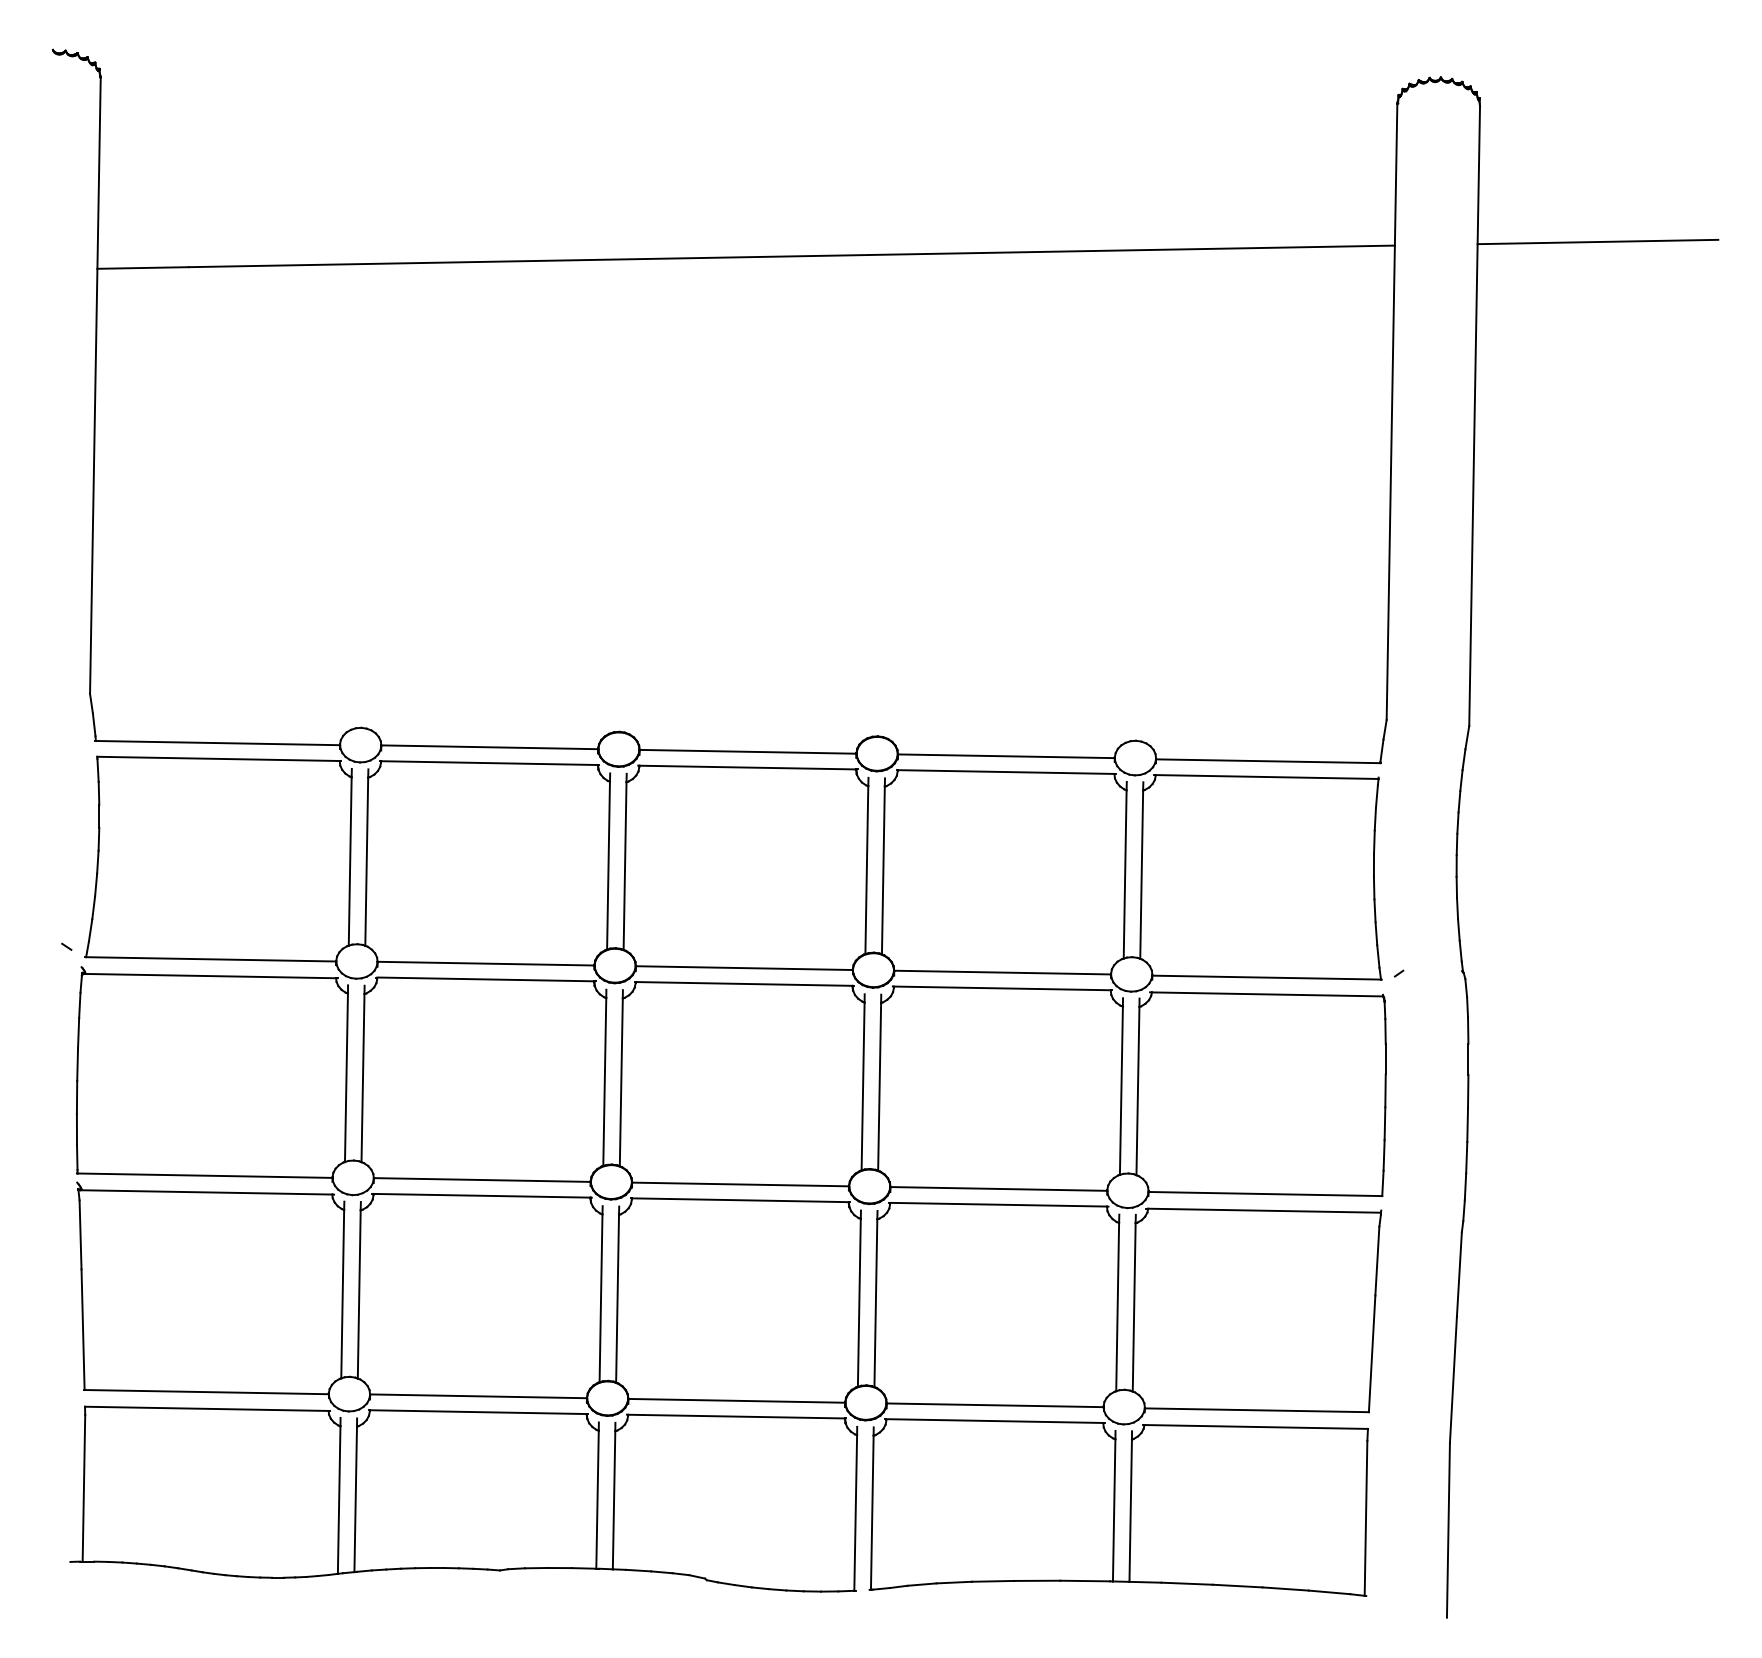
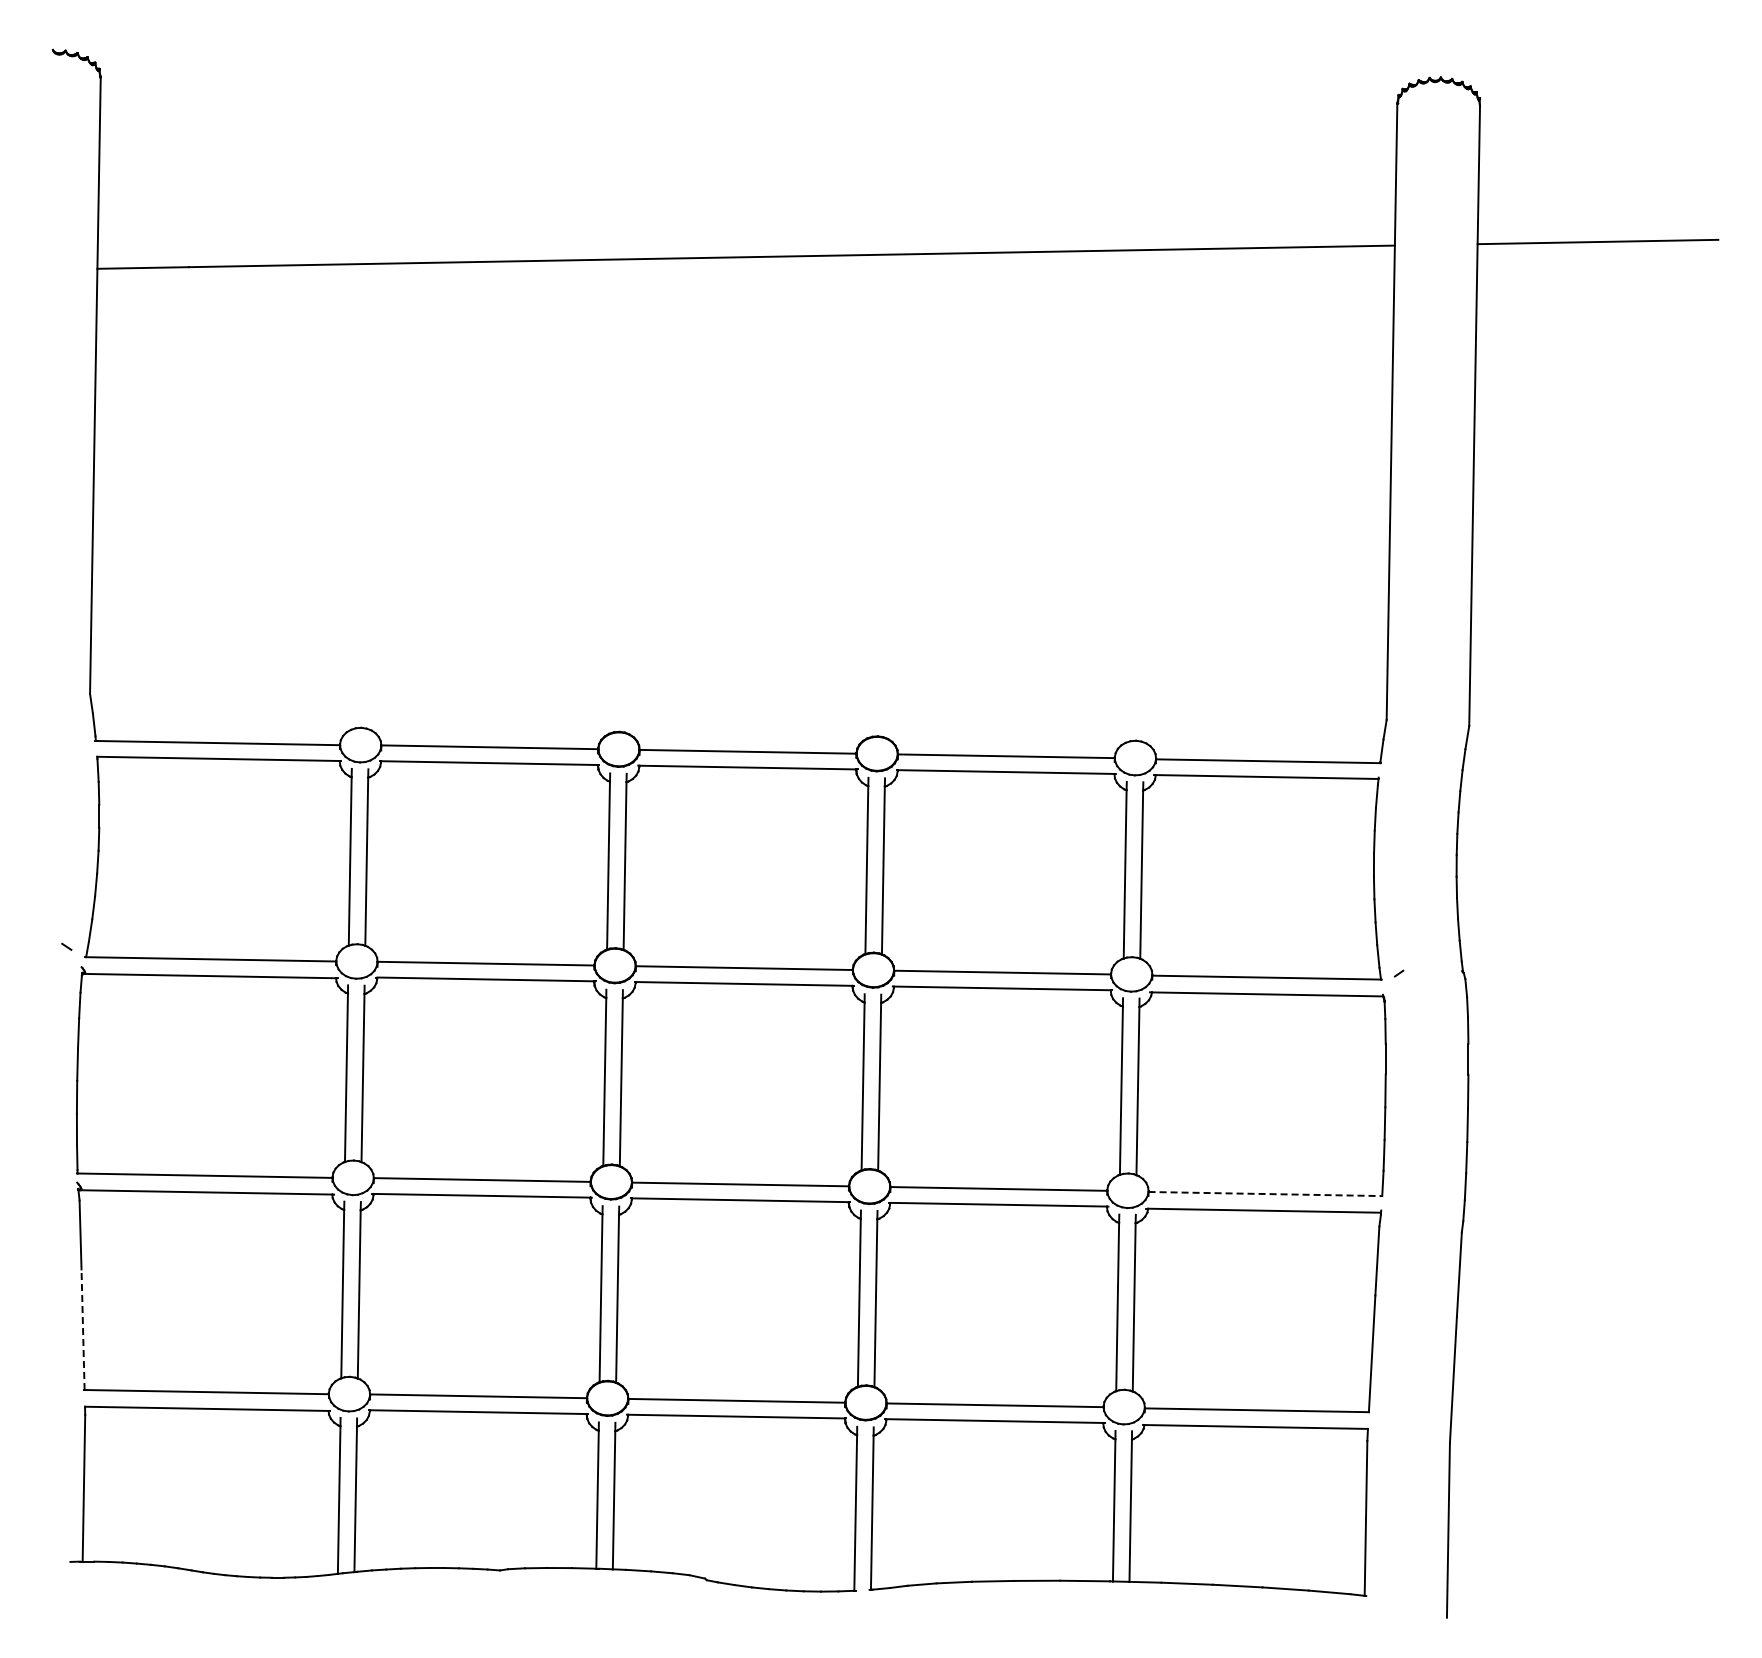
line: solid -> dashed (1265, 1194)
line: solid -> dashed (83, 1329)
